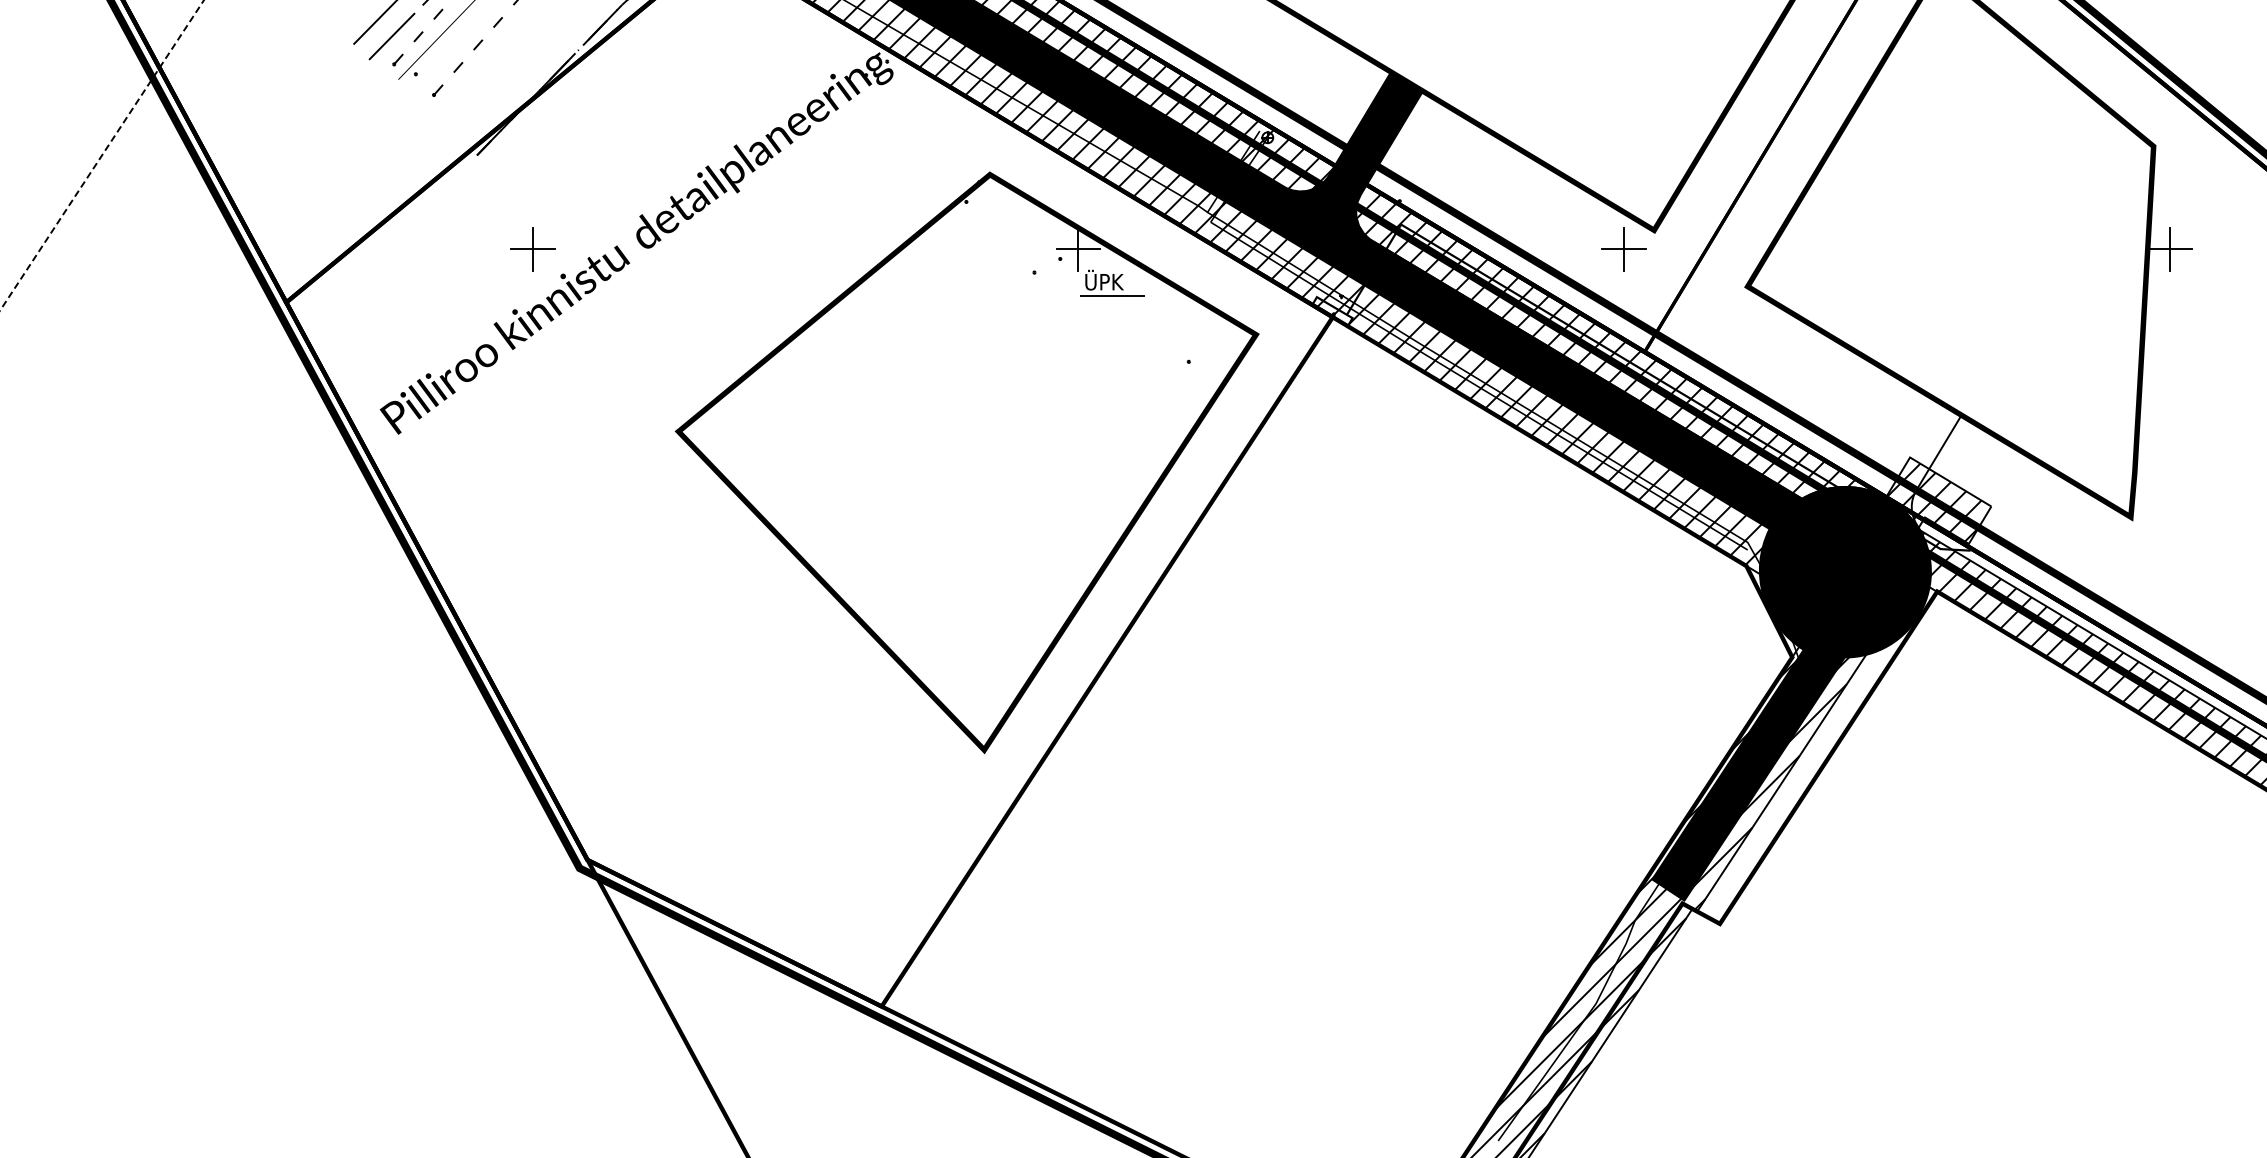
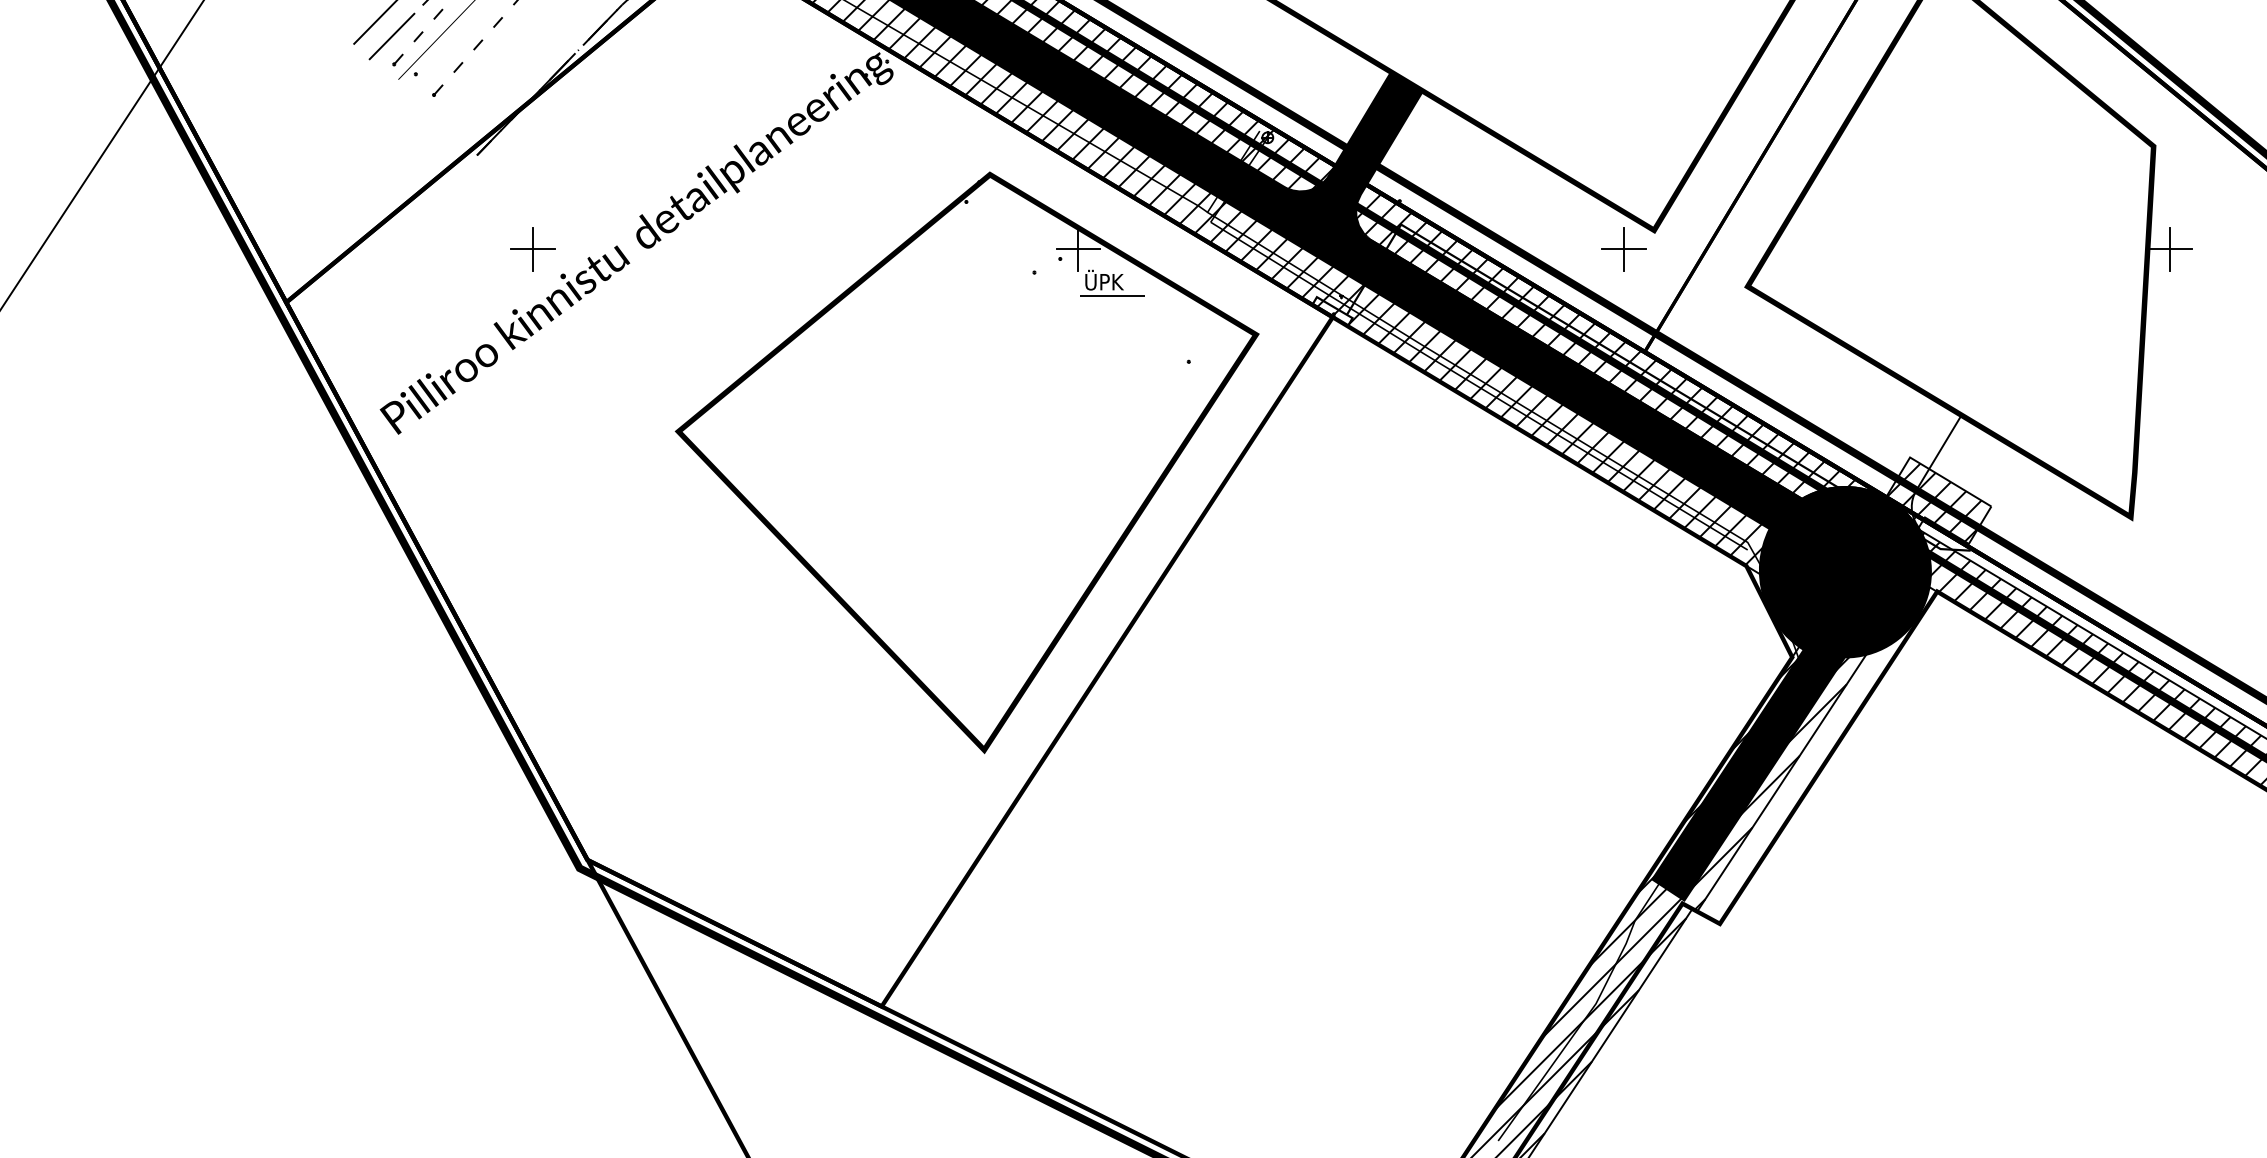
line: dashed -> solid (102, 154)
